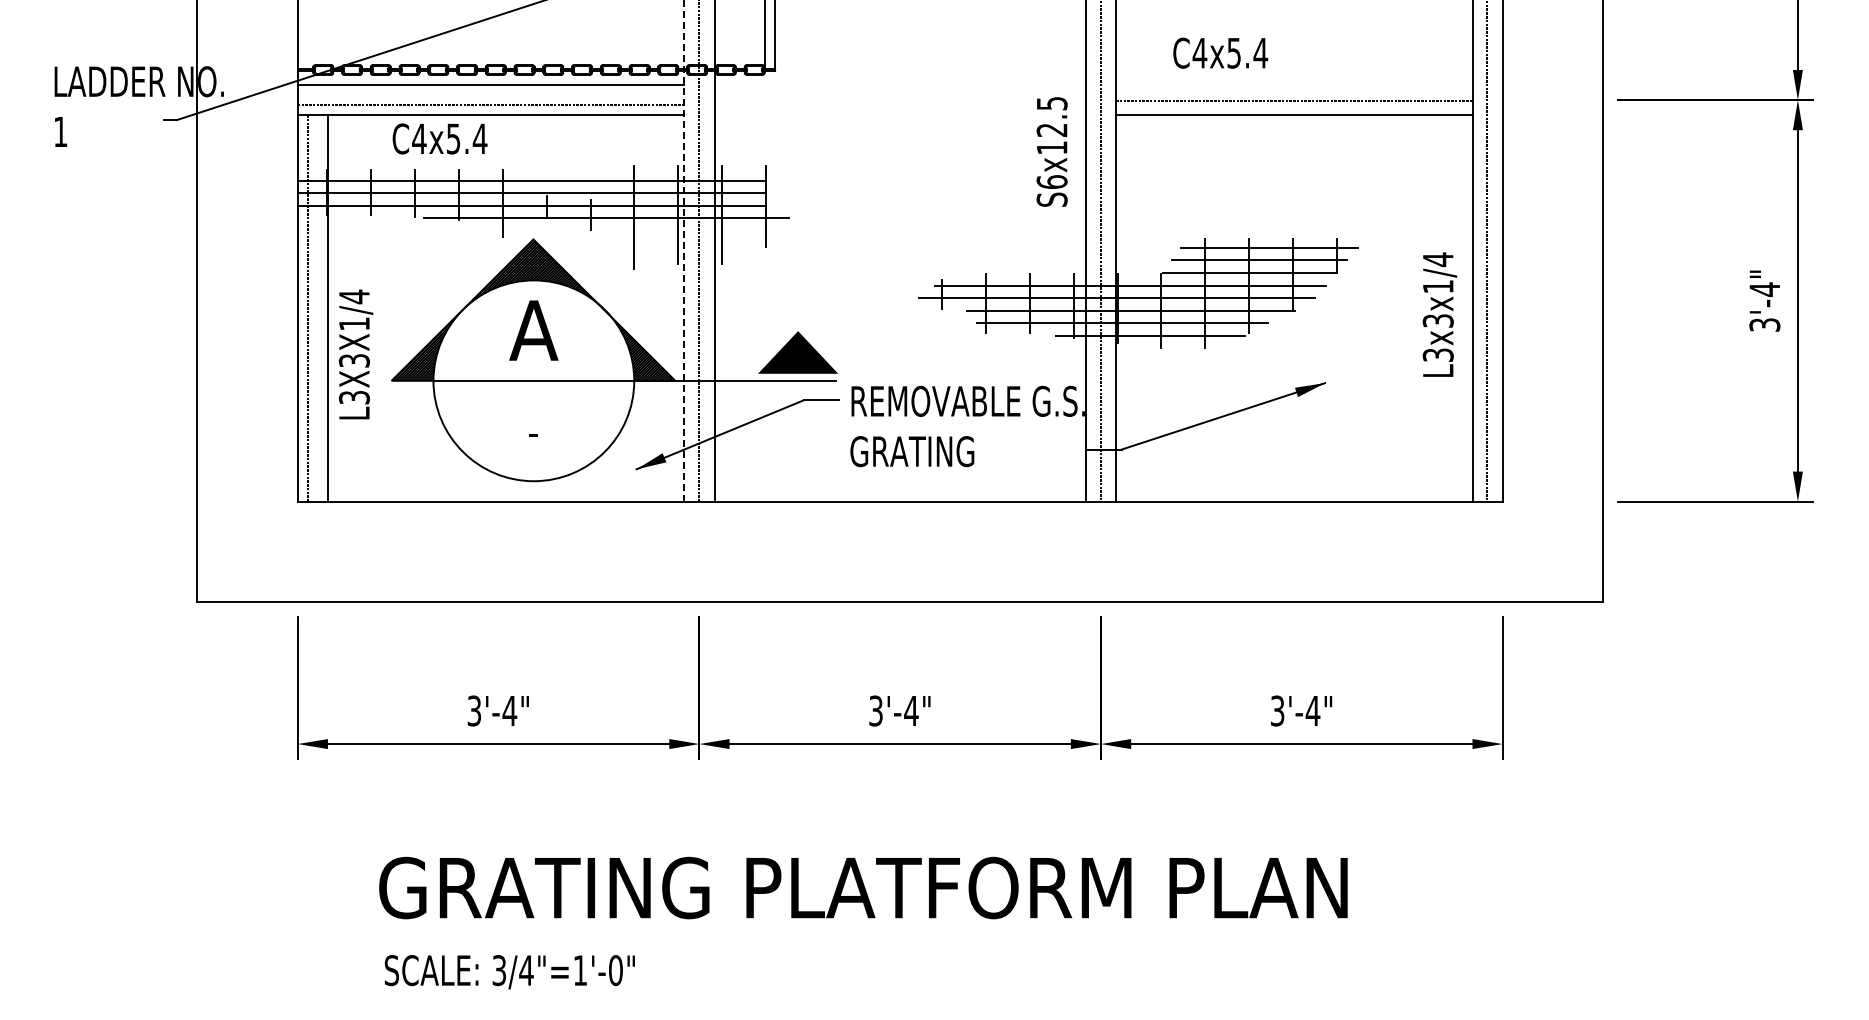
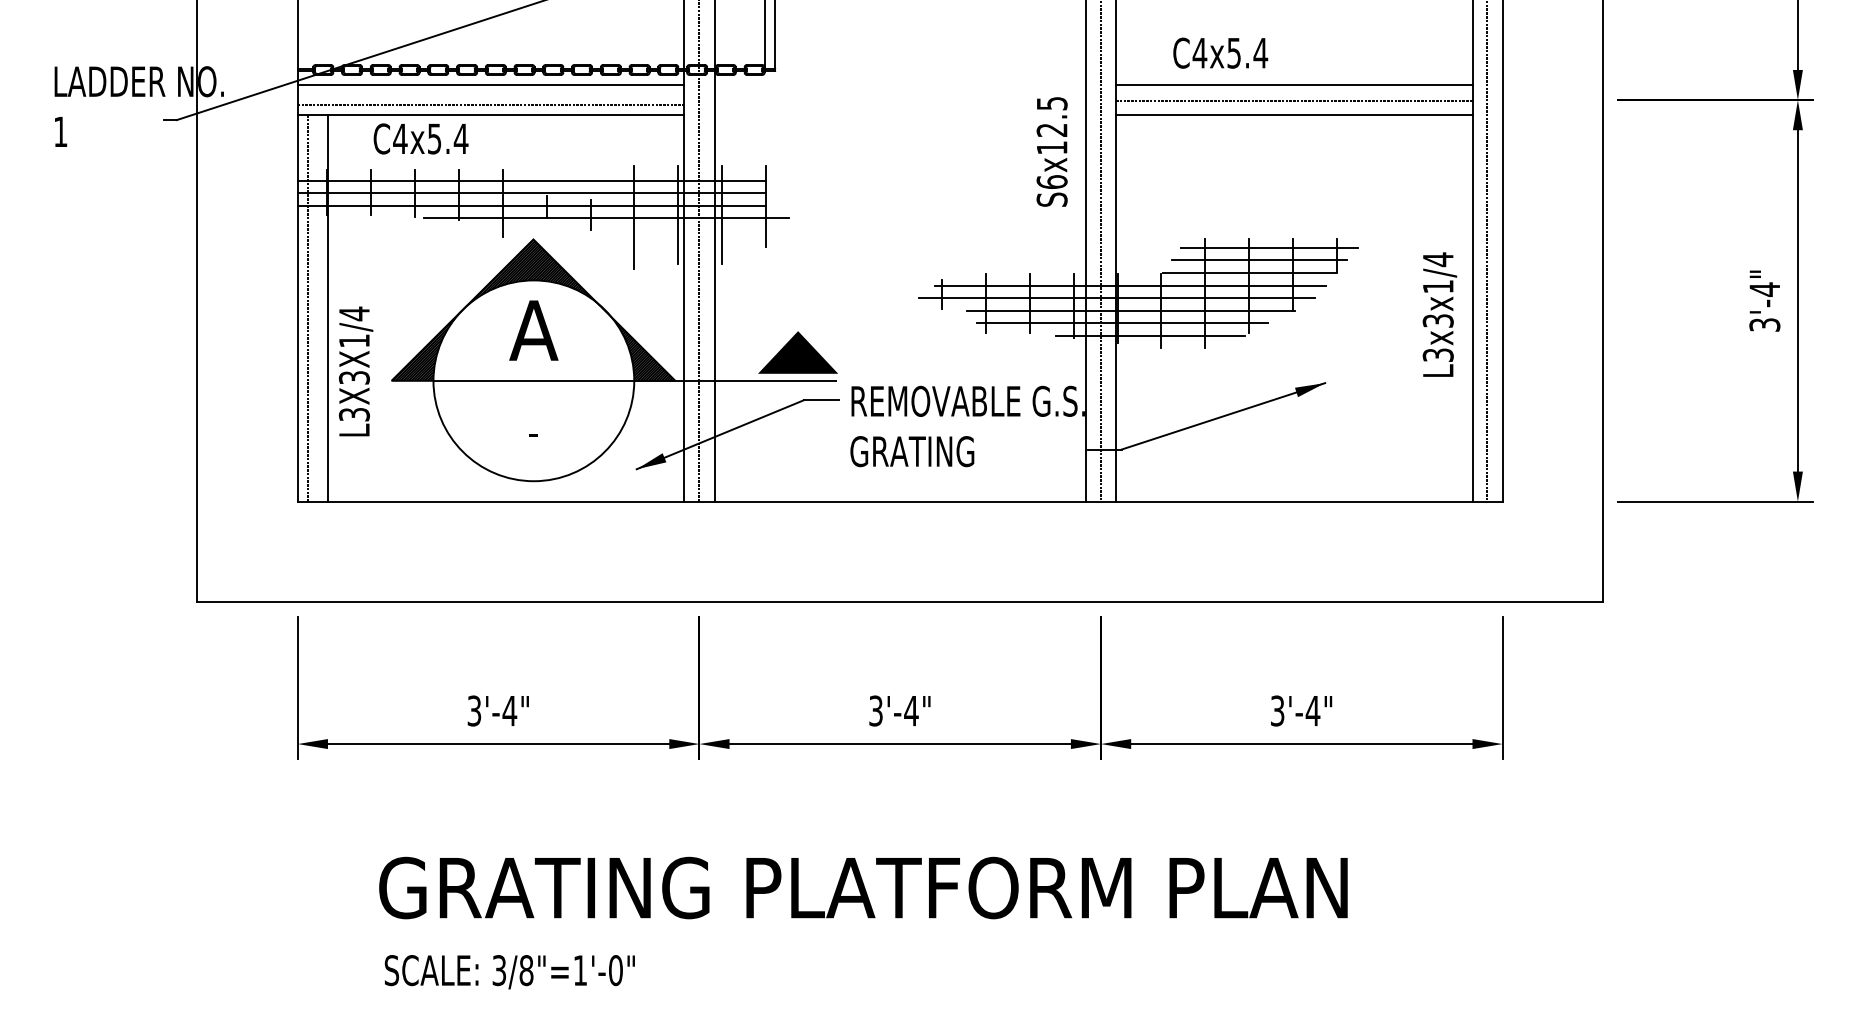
line: none -> present (1294, 85)
text position: (439, 138) -> (420, 138) (420, 138)
line: dashed -> solid (684, 250)
text position: (356, 354) -> (356, 371) (356, 371)
text: 3/4"=1'-0" -> 3/8"=1'-0" (526, 970)
